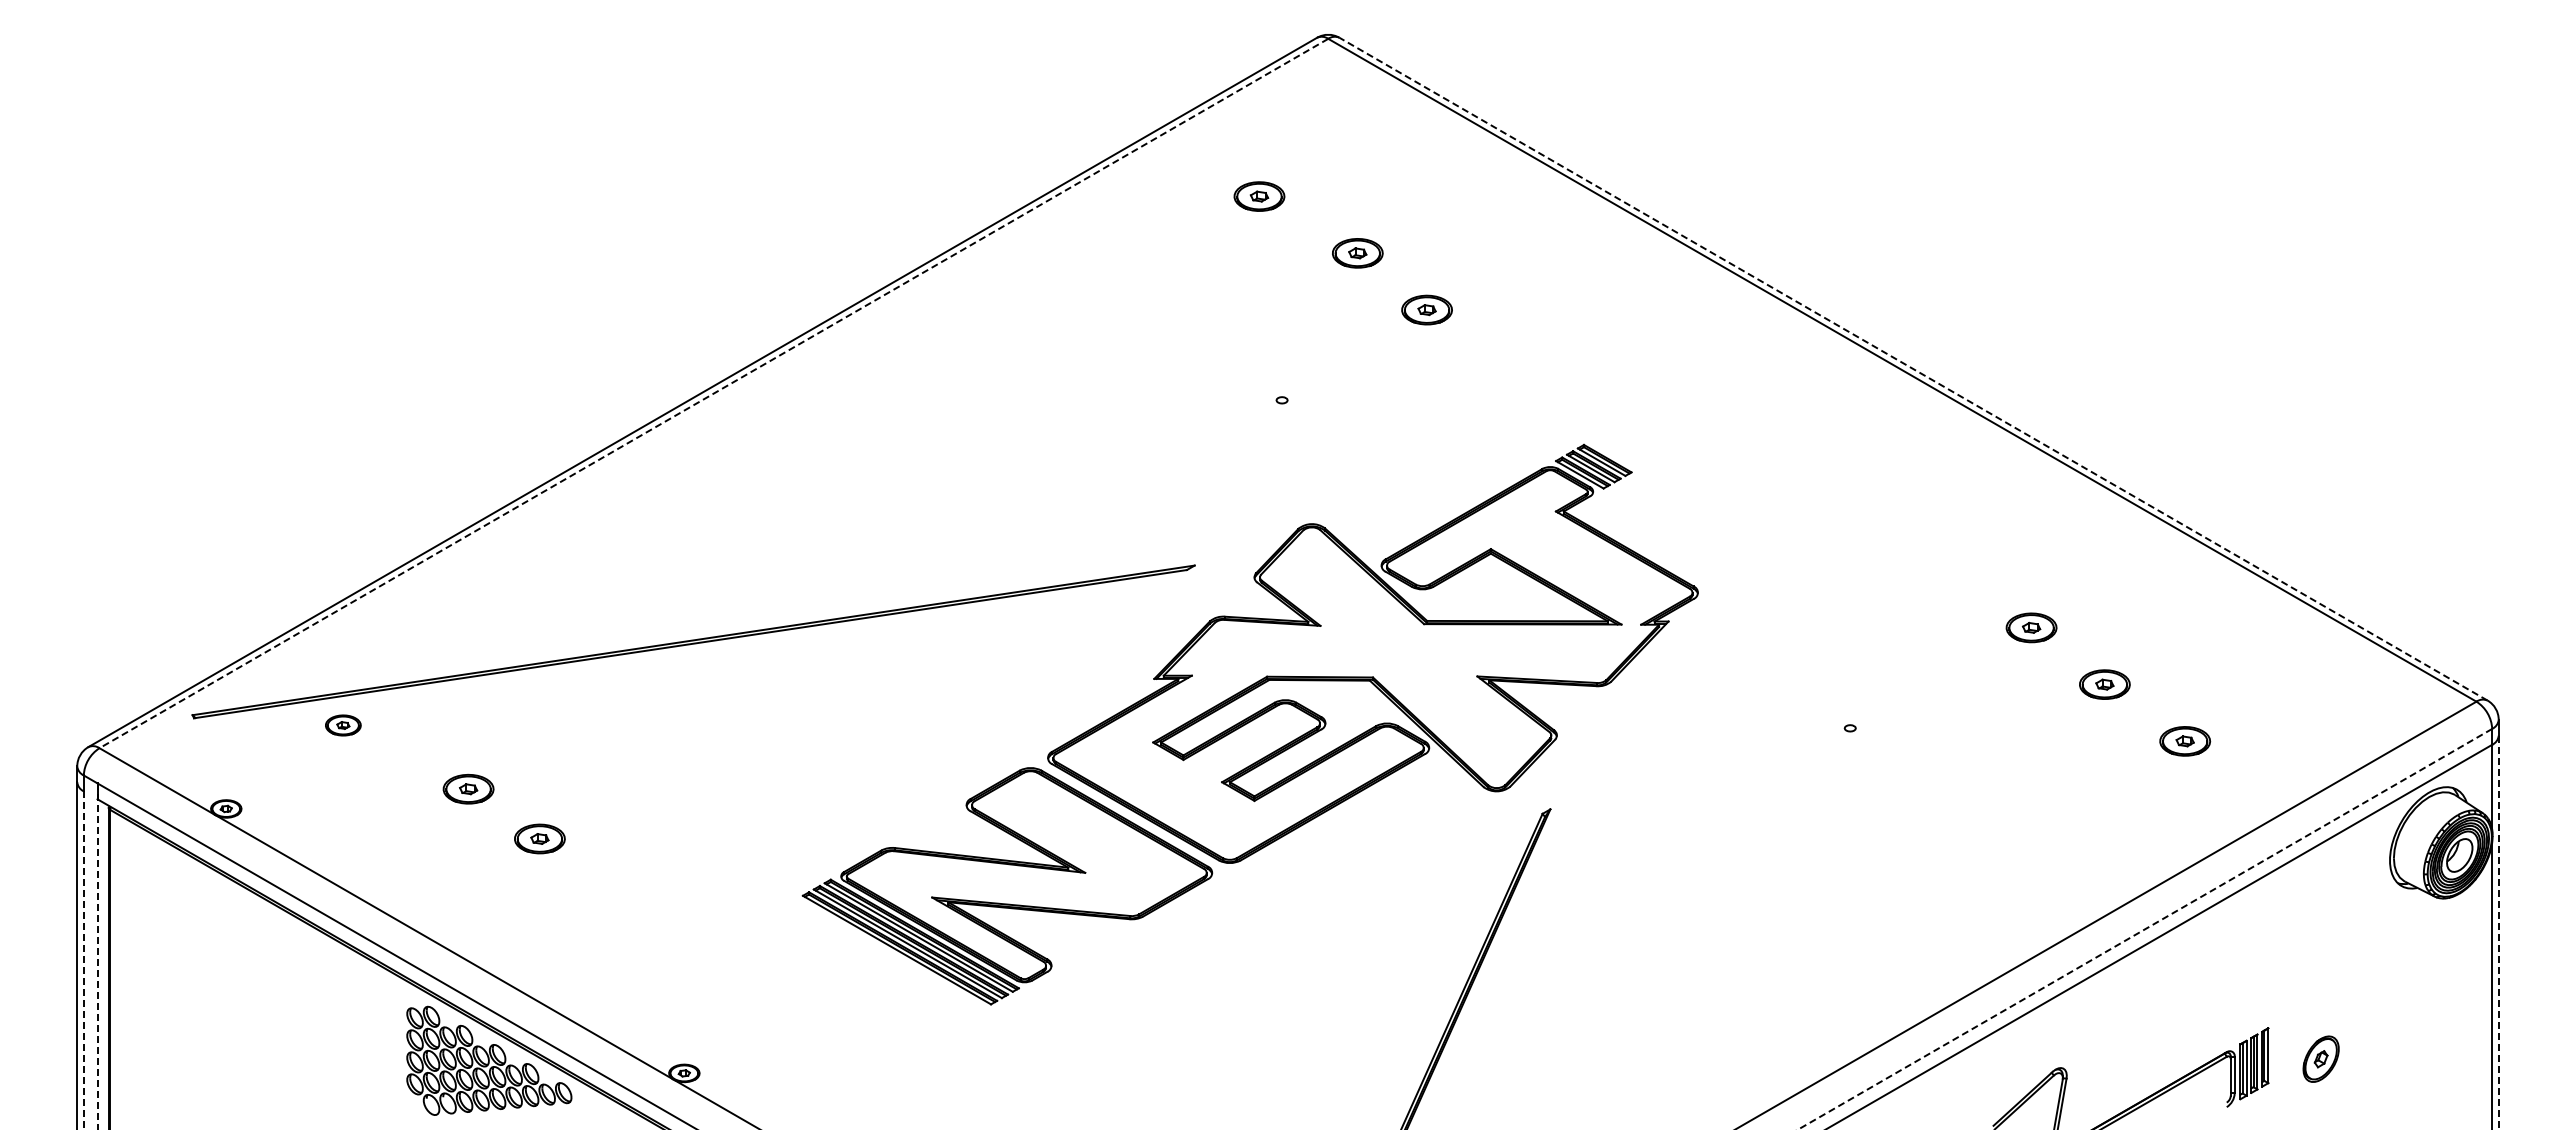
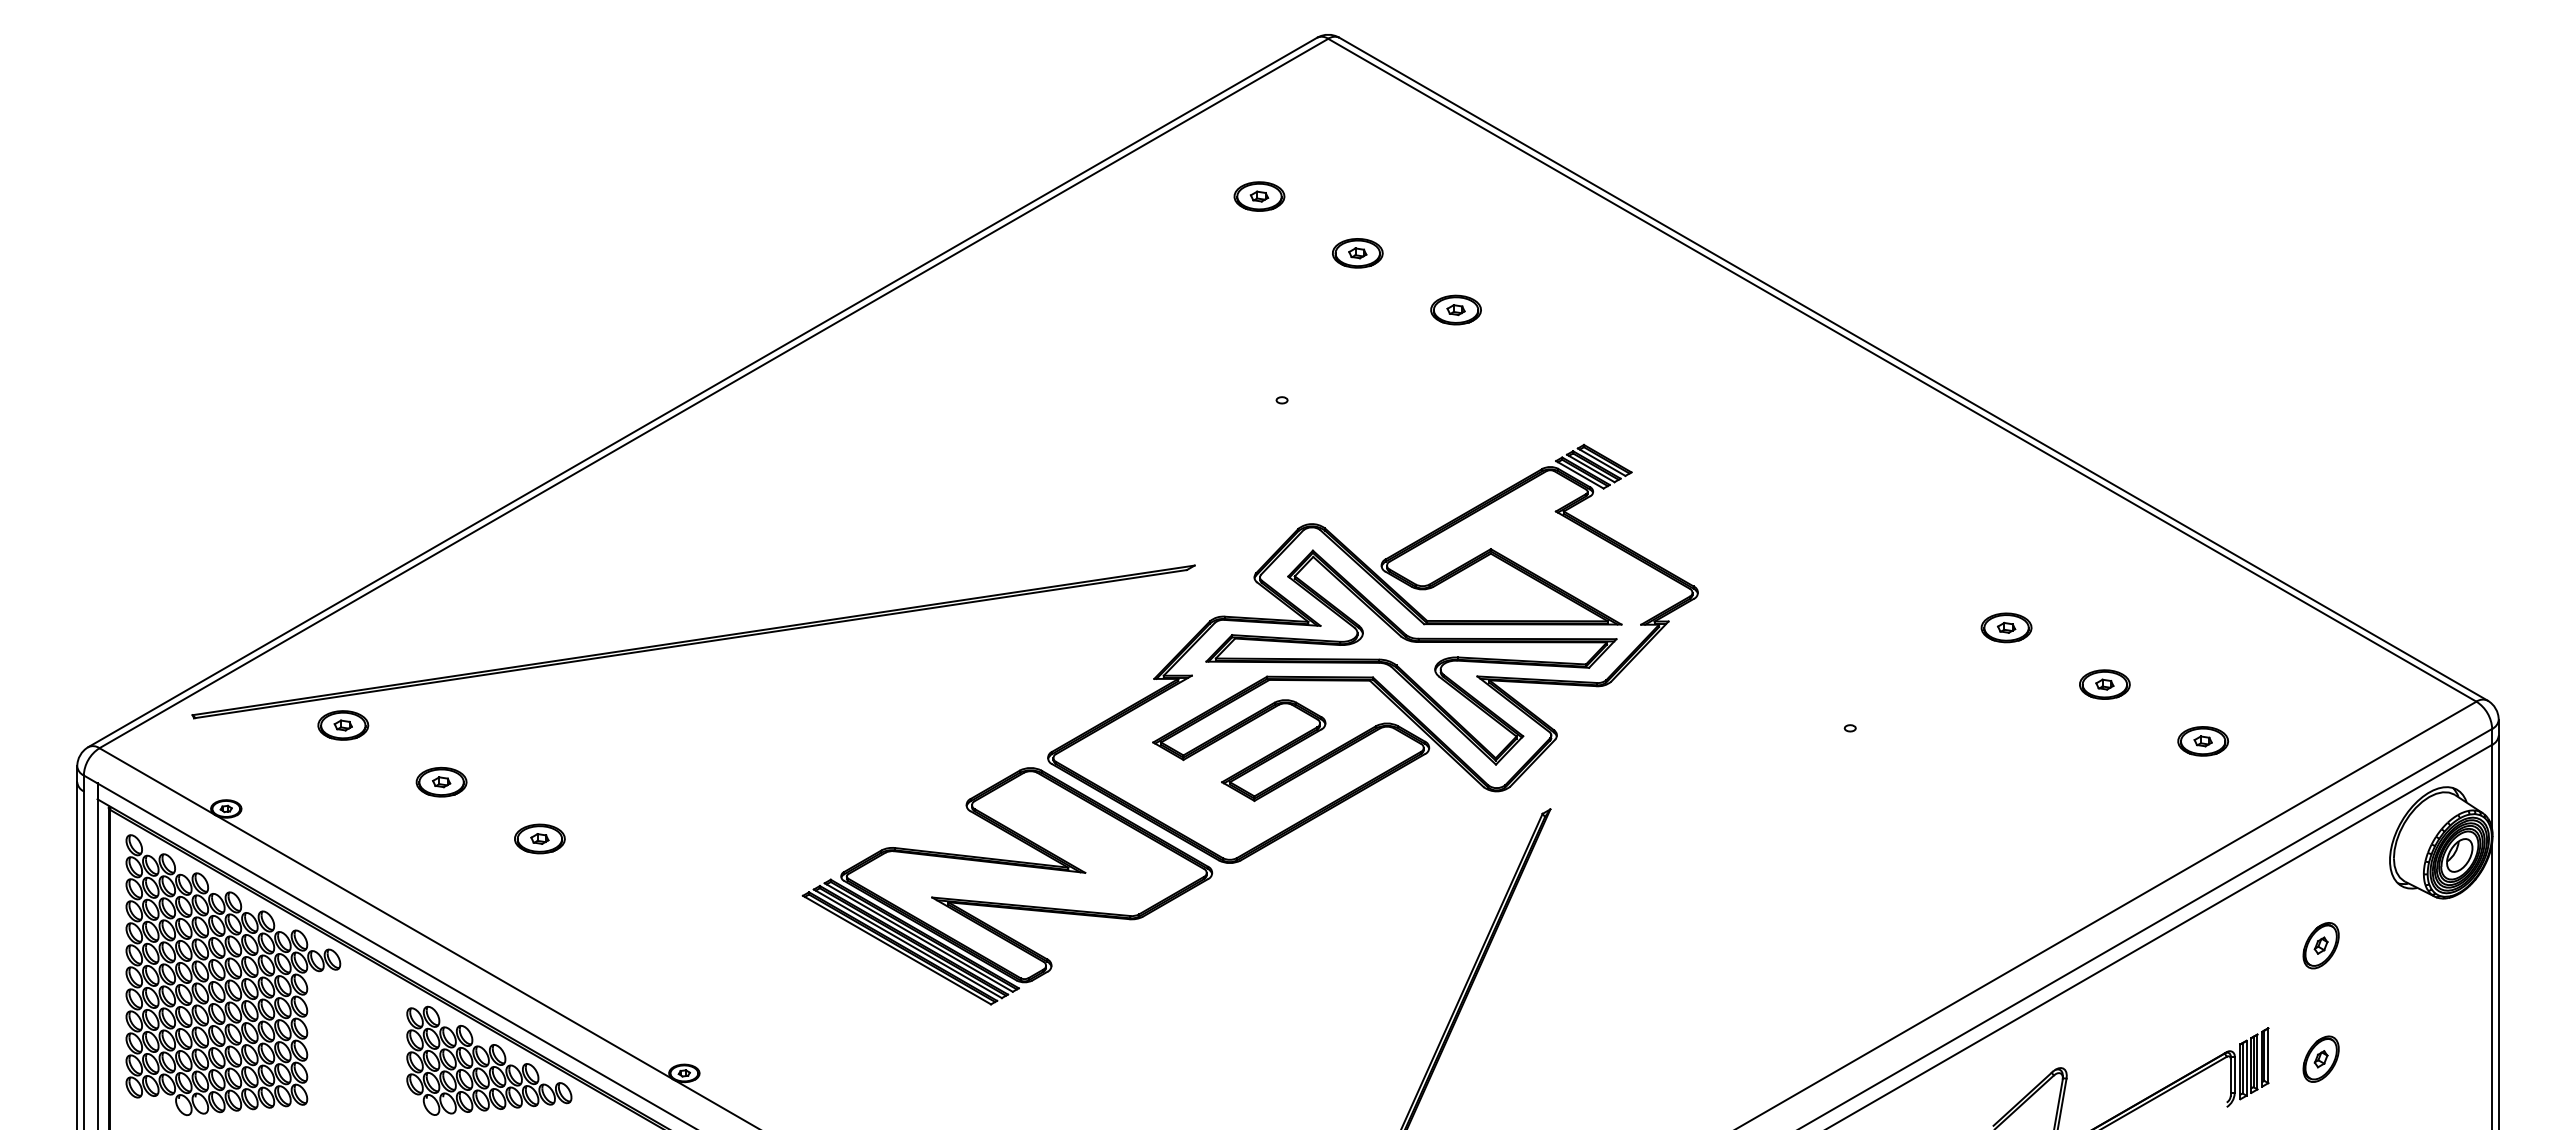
part position: (1426, 309) -> (1455, 309) (1455, 309)
line: dashed -> solid (1913, 369)
line: dashed -> solid (713, 393)
part position: (2031, 627) -> (2006, 627) (2006, 627)
part: none -> present (1411, 657)
part size: 37x23 px -> 53x31 px (343, 725)
part position: (2185, 741) -> (2203, 741) (2203, 741)
part position: (468, 788) -> (441, 781) (441, 781)
line: dashed -> solid (2144, 929)
line: dashed -> solid (2498, 932)
part: none -> present (2320, 945)
line: dashed -> solid (97, 956)
line: dashed -> solid (83, 960)
part: none -> present (233, 974)
